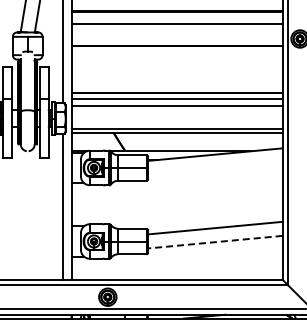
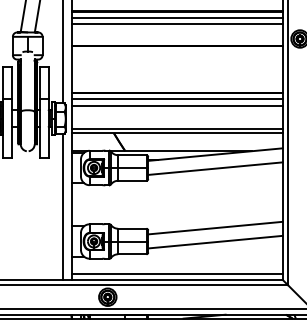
line: none -> present (176, 17)
line: none -> present (215, 168)
line: dashed -> solid (214, 242)
line: none -> present (176, 273)
